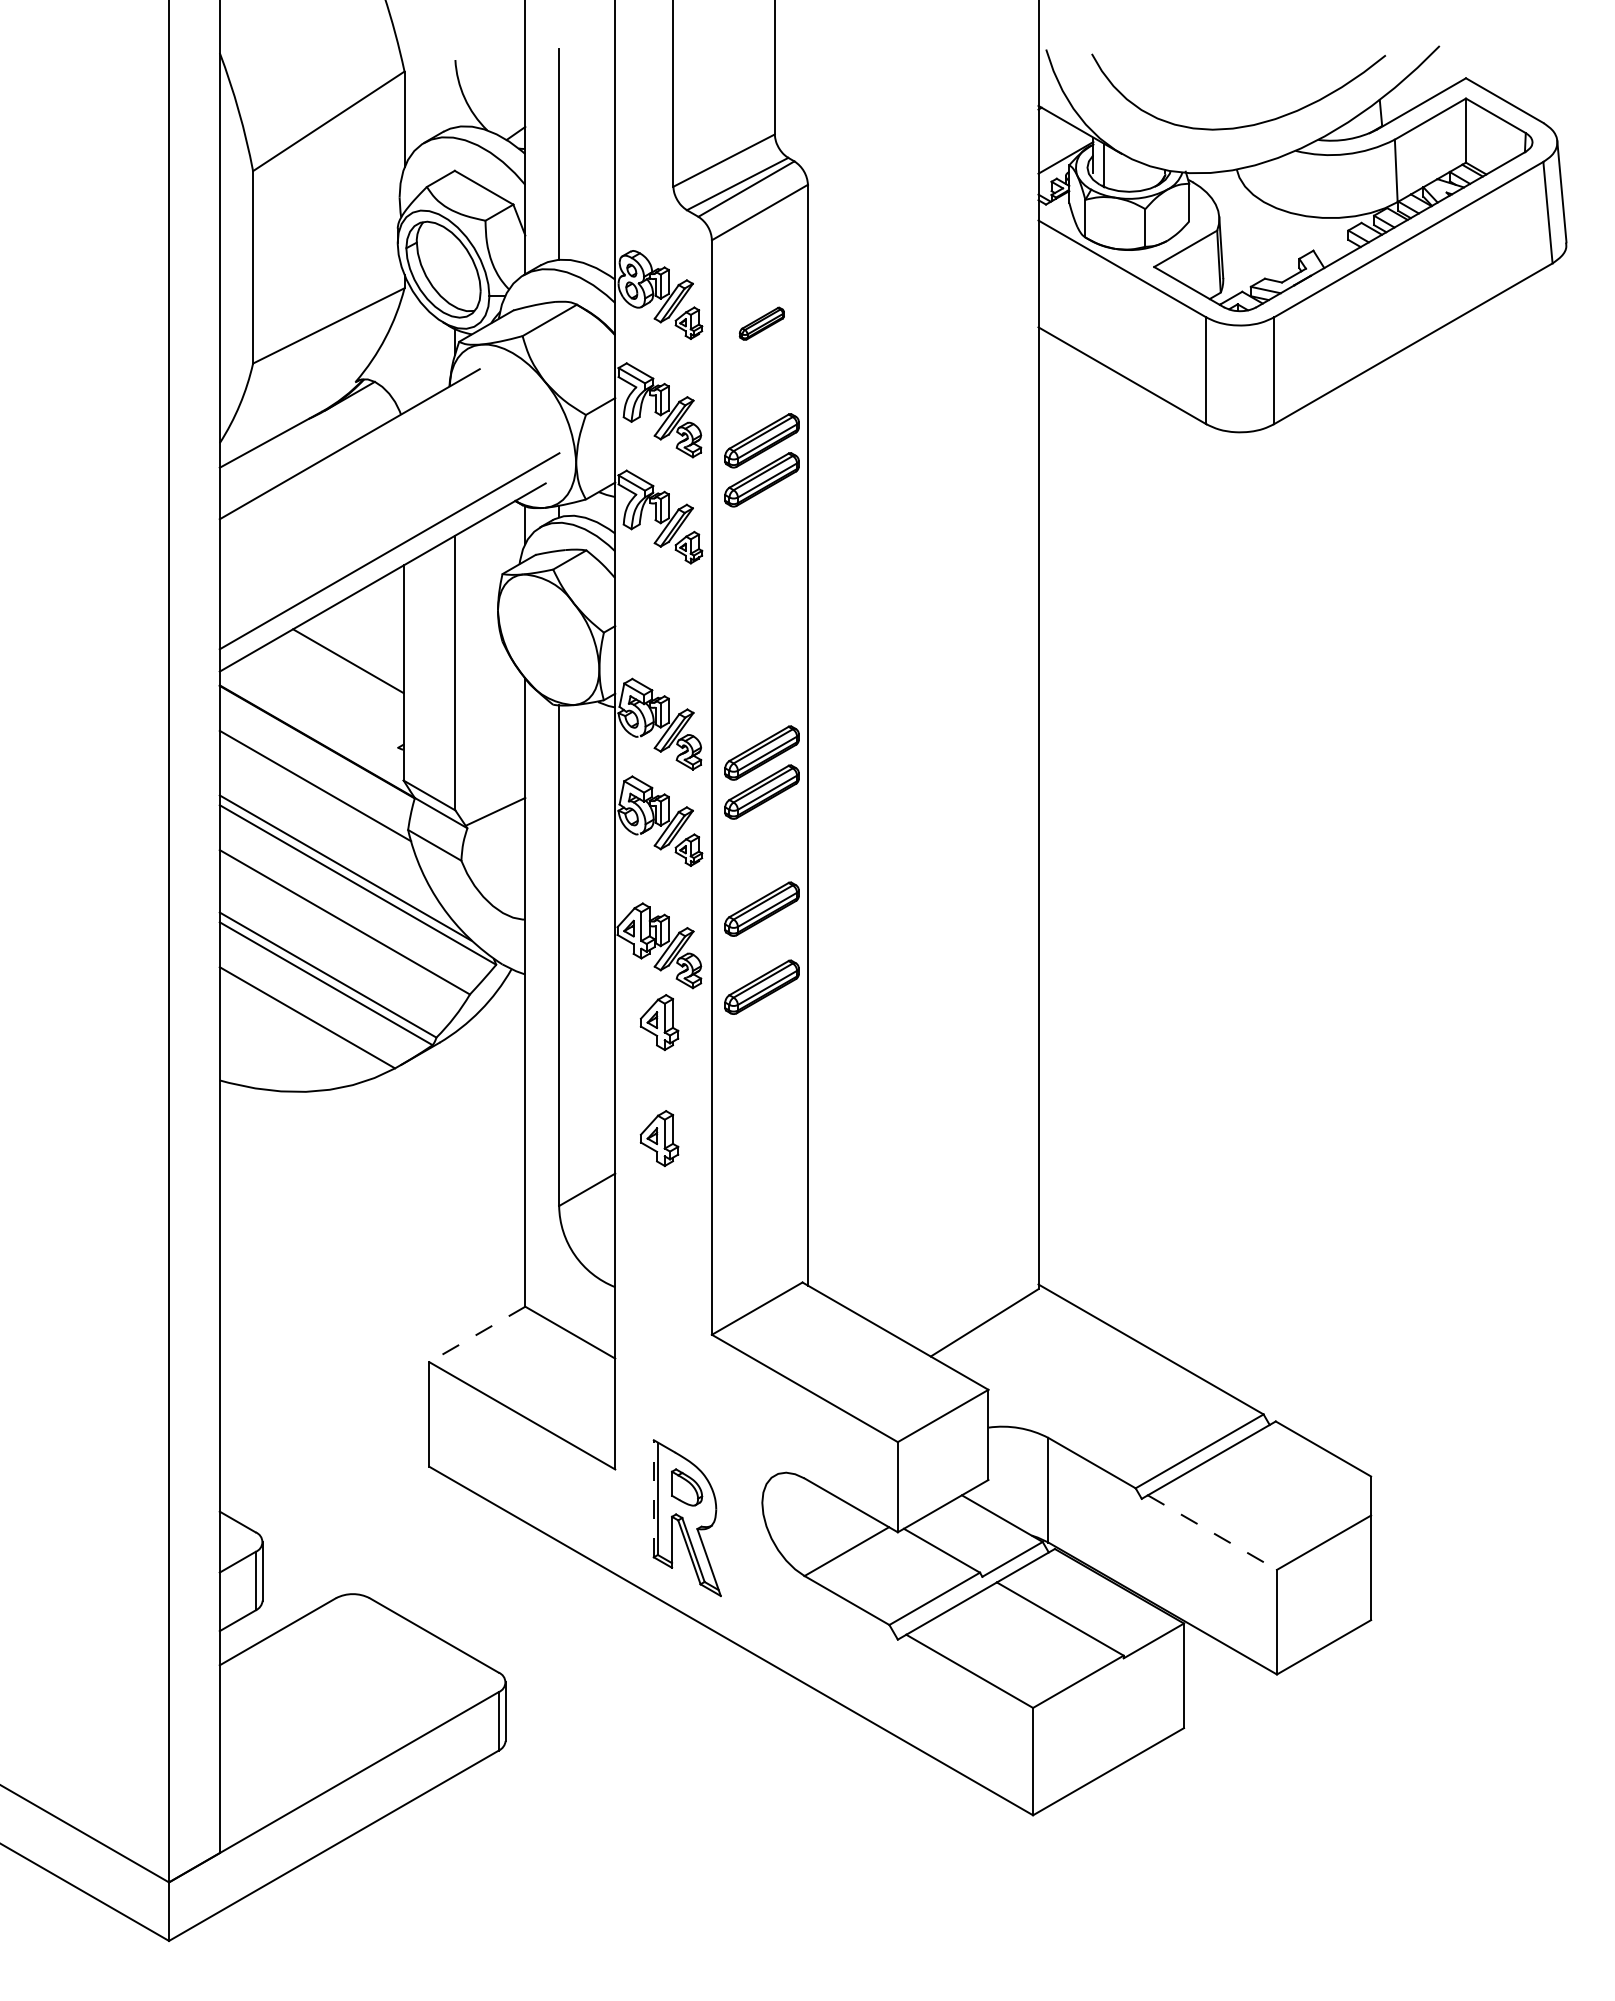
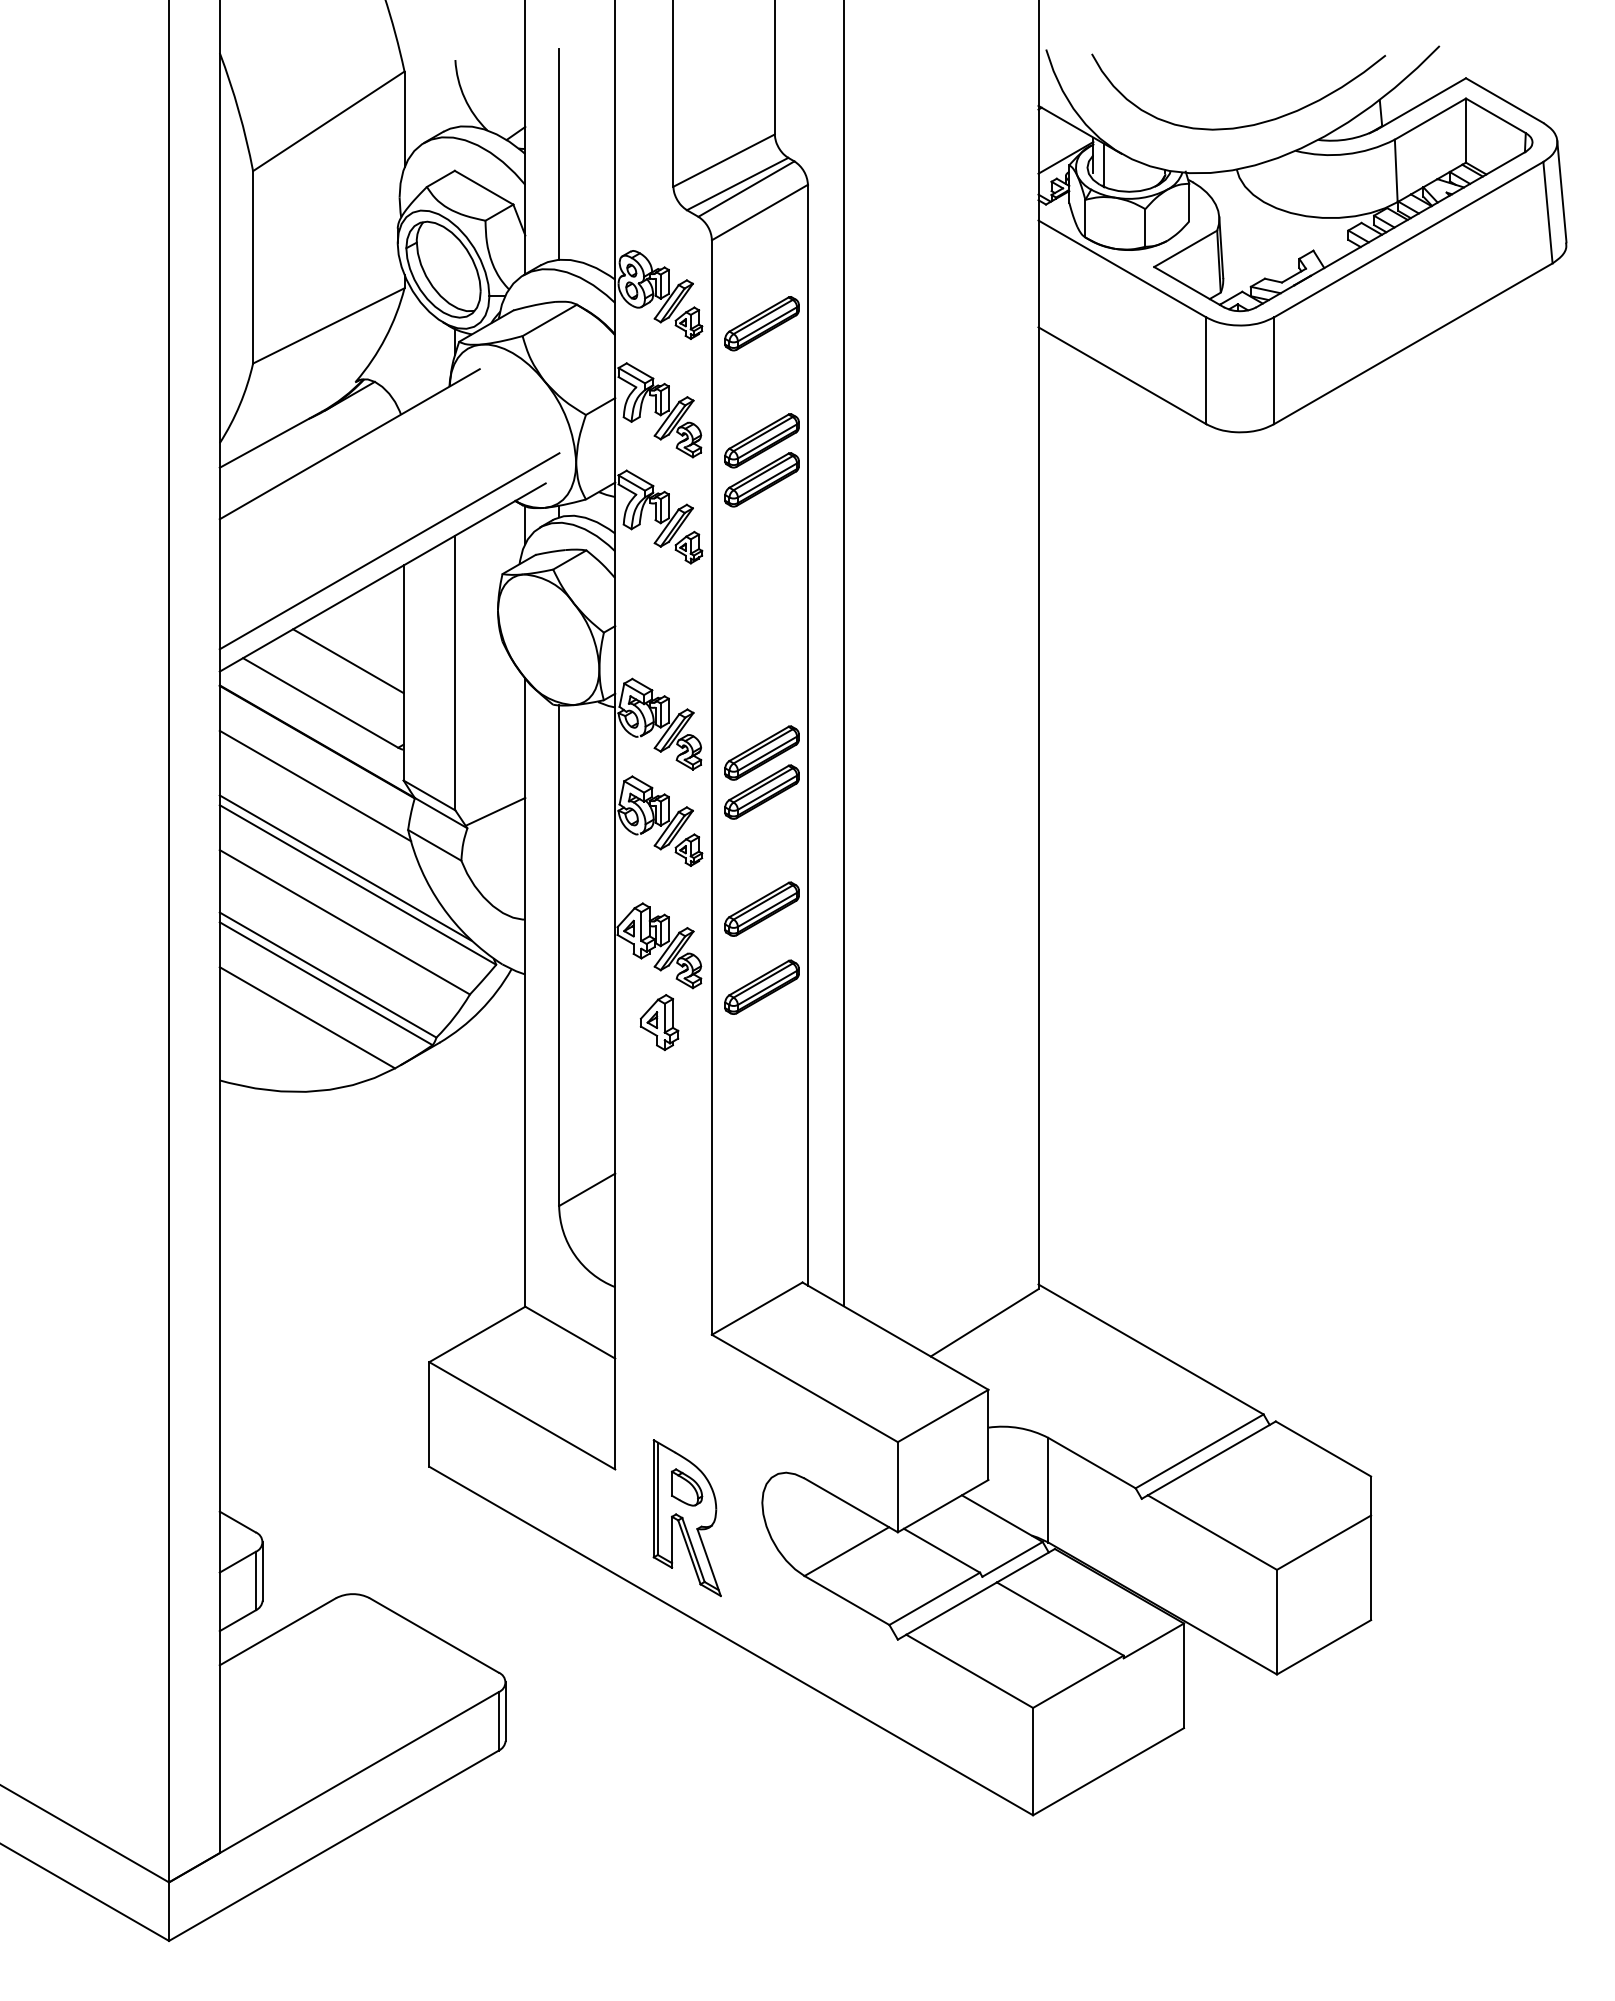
part size: 47x35 px -> 76x56 px (761, 323)
line: none -> present (843, 654)
line: none -> present (320, 702)
part: present -> none (659, 1138)
line: dashed -> solid (476, 1334)
line: dashed -> solid (653, 1498)
line: dashed -> solid (1212, 1532)
